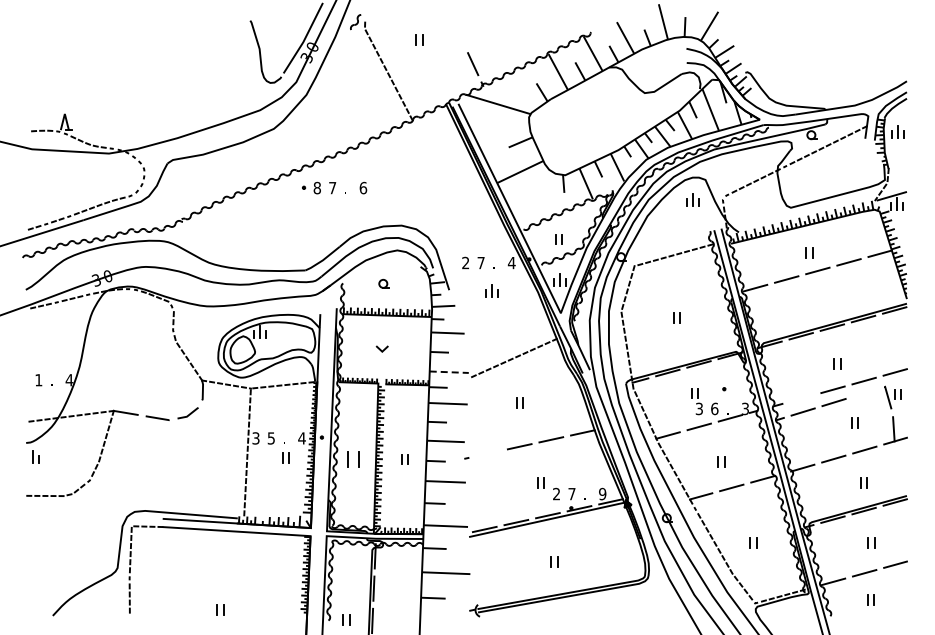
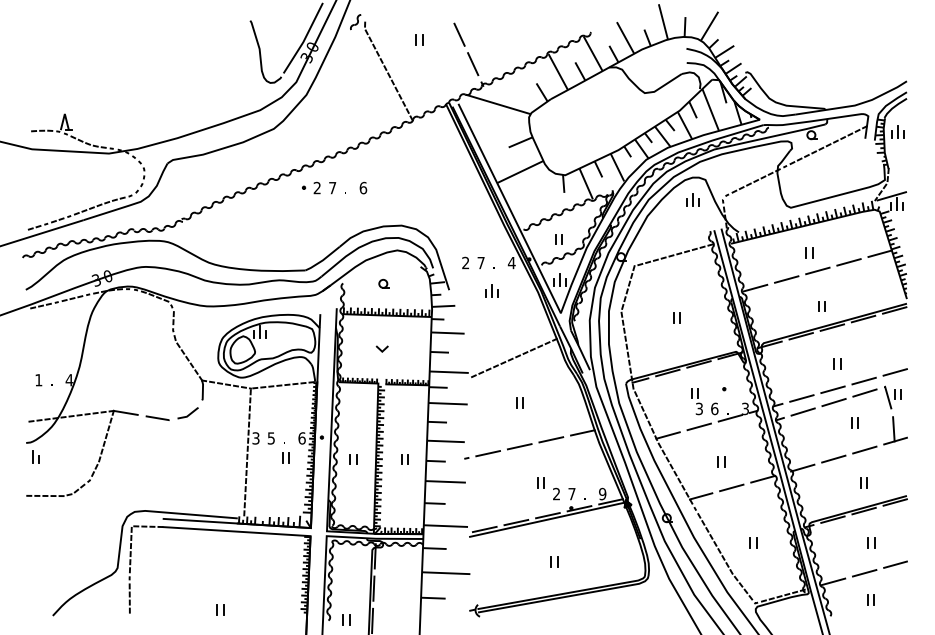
line: none -> present (459, 34)
text: 8 -> 2 (316, 188)
part: none -> present (821, 306)
line: dashed -> solid (449, 372)
line: none -> present (864, 392)
line: none -> present (801, 398)
text: 4 -> 6 (301, 438)
line: none -> present (488, 453)
part size: 13x17 px -> 9x11 px (353, 459)
